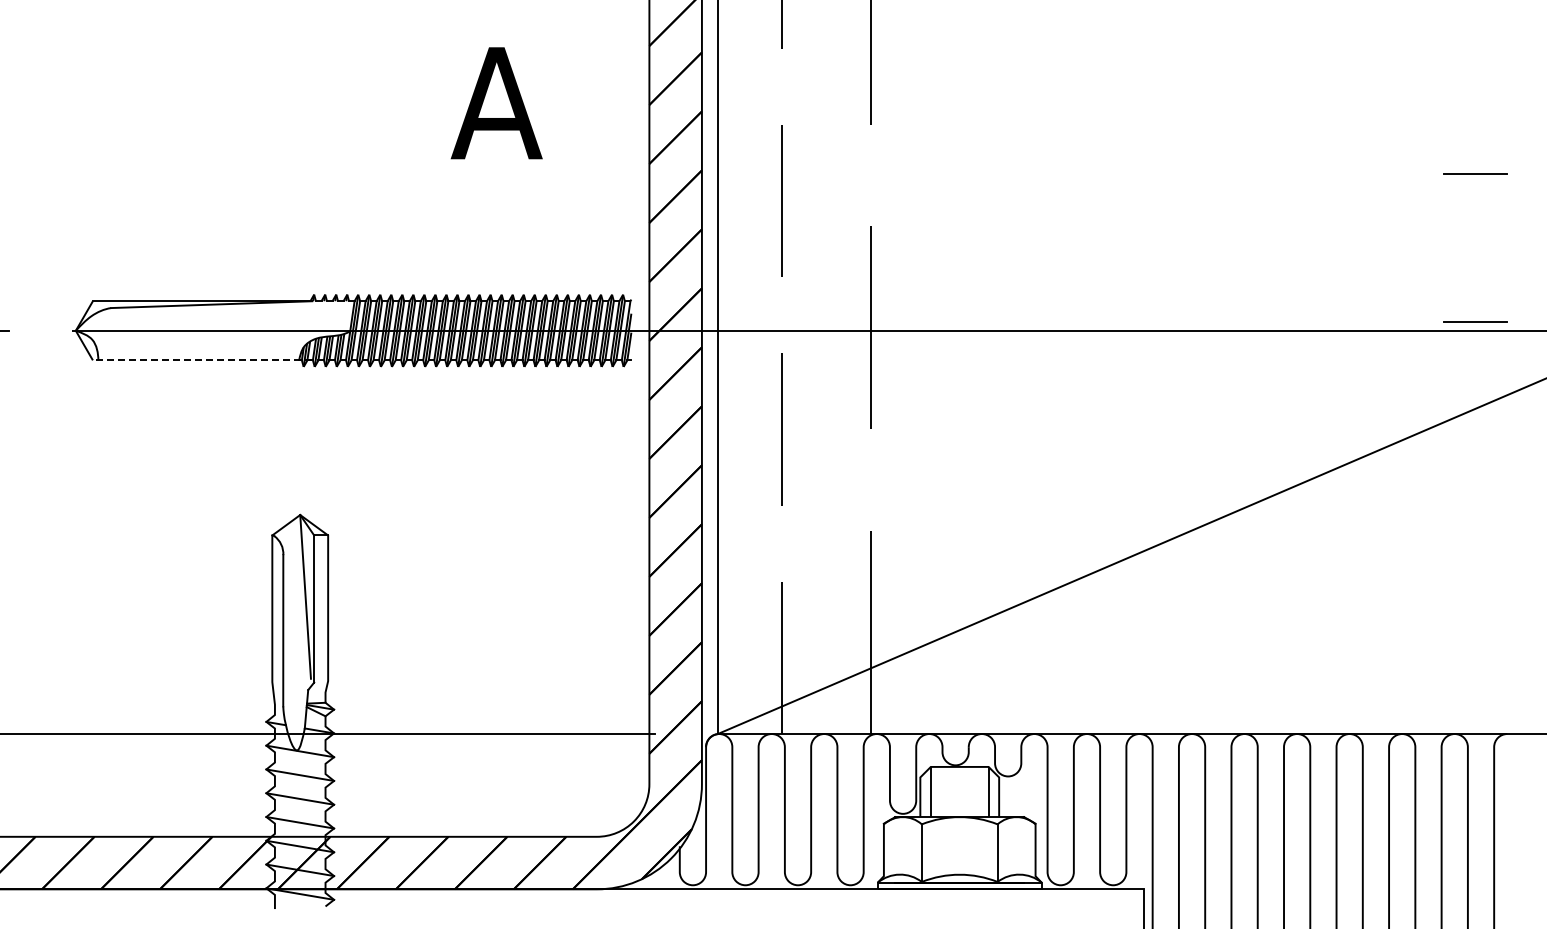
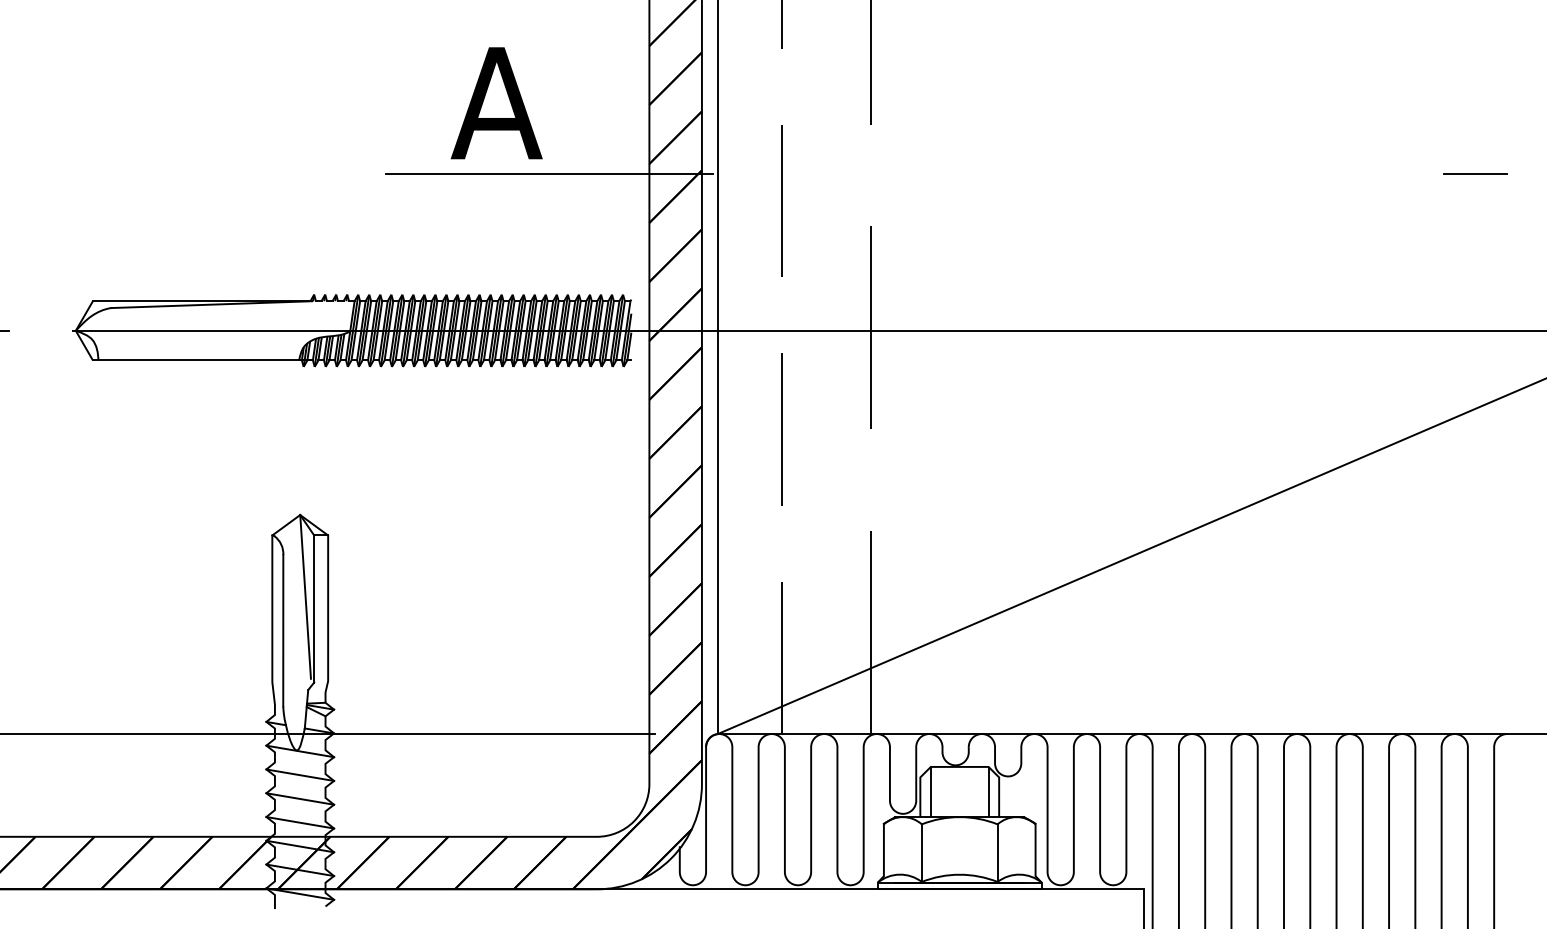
line: none -> present (548, 173)
line: present -> none (1475, 321)
line: dashed -> solid (202, 360)
